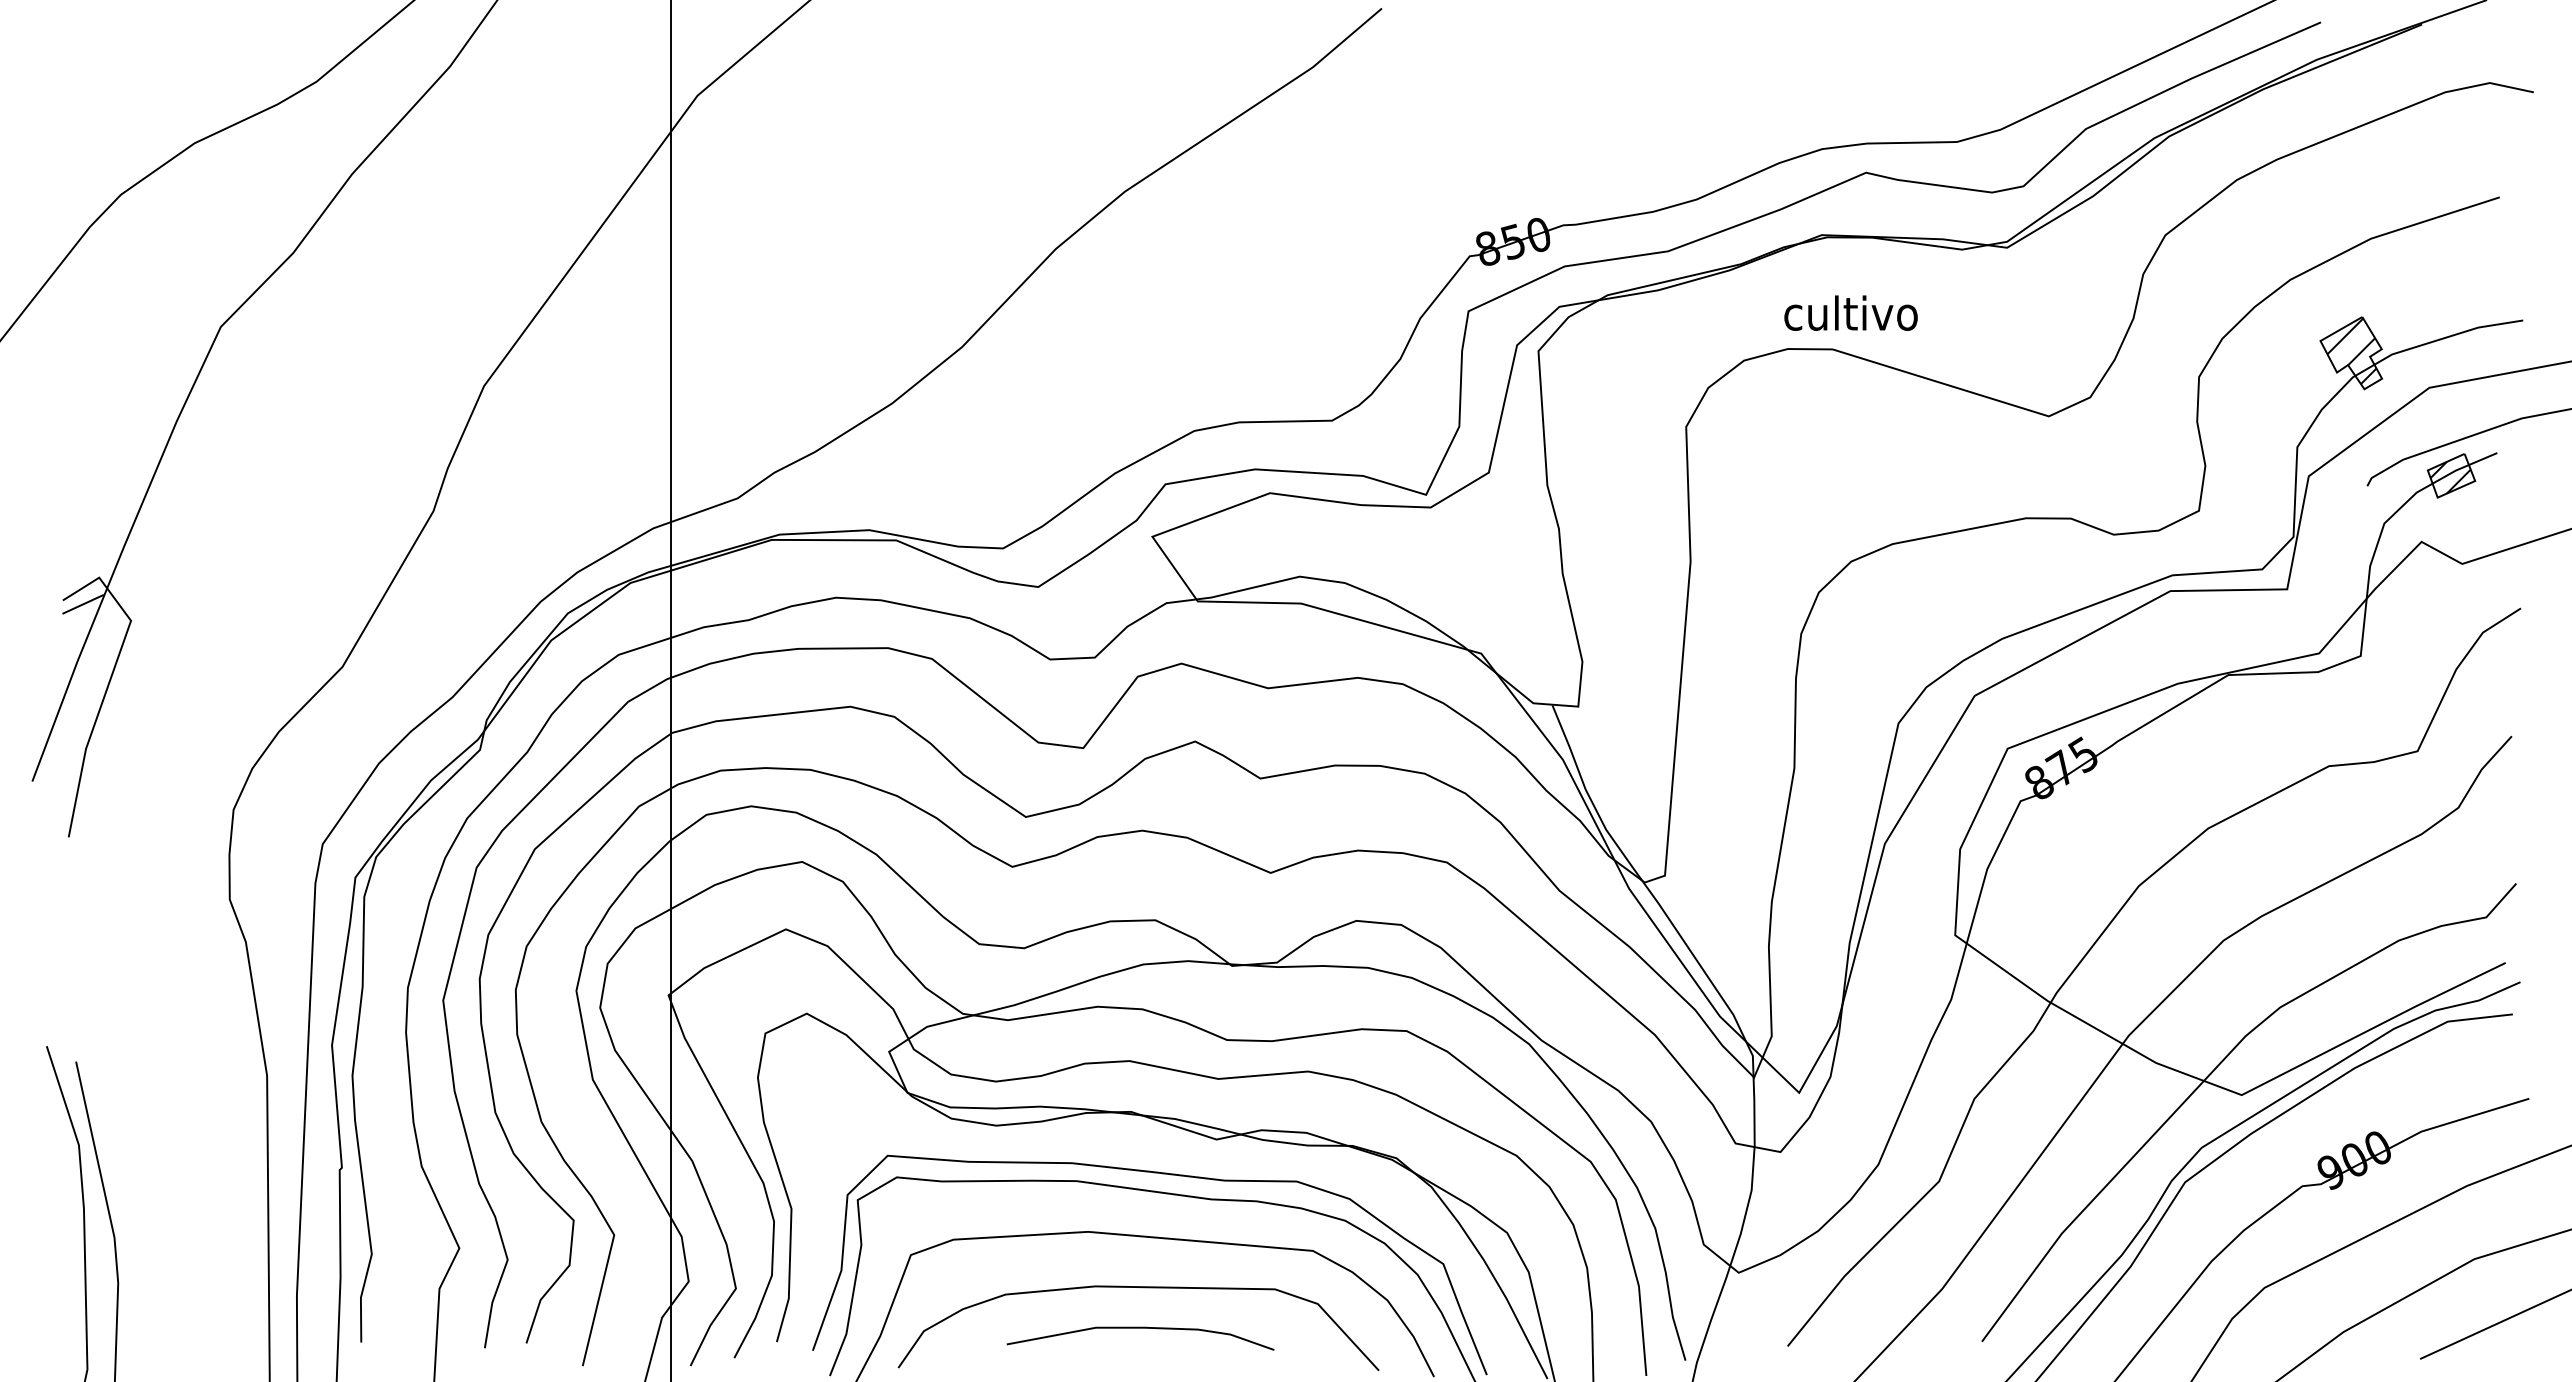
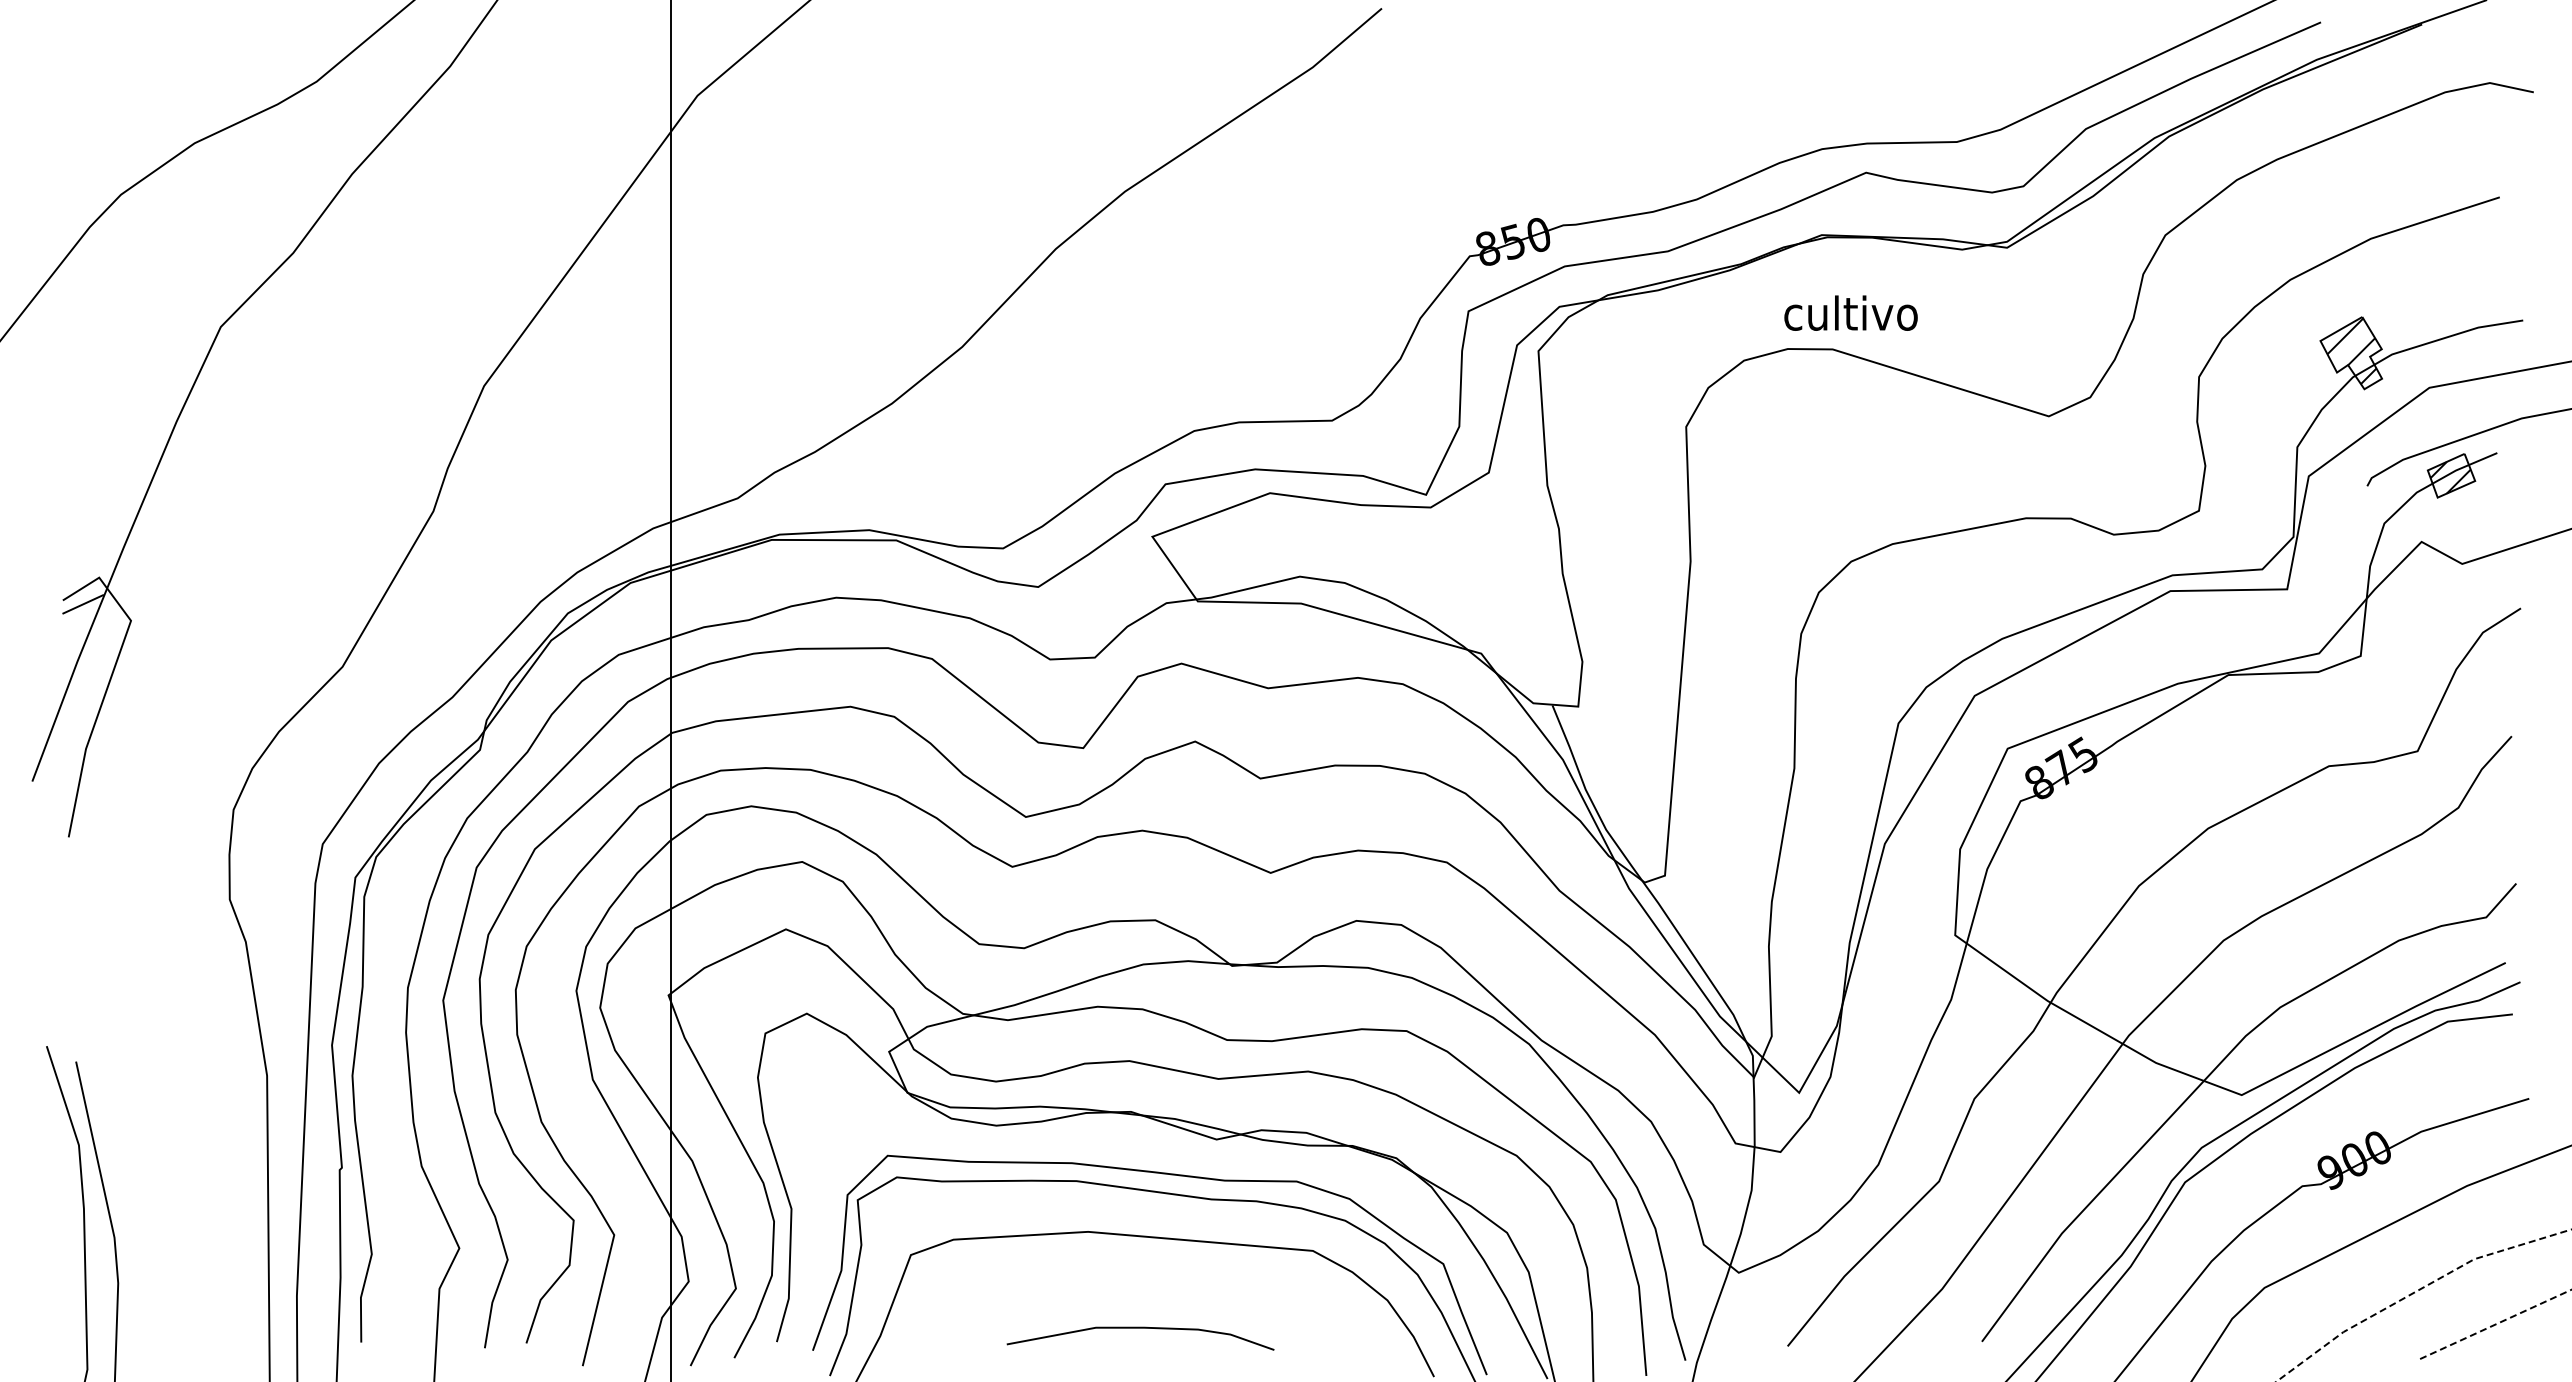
curve: present -> none (1142, 1288)
line: solid -> dashed (2416, 1291)
line: solid -> dashed (2496, 1324)
